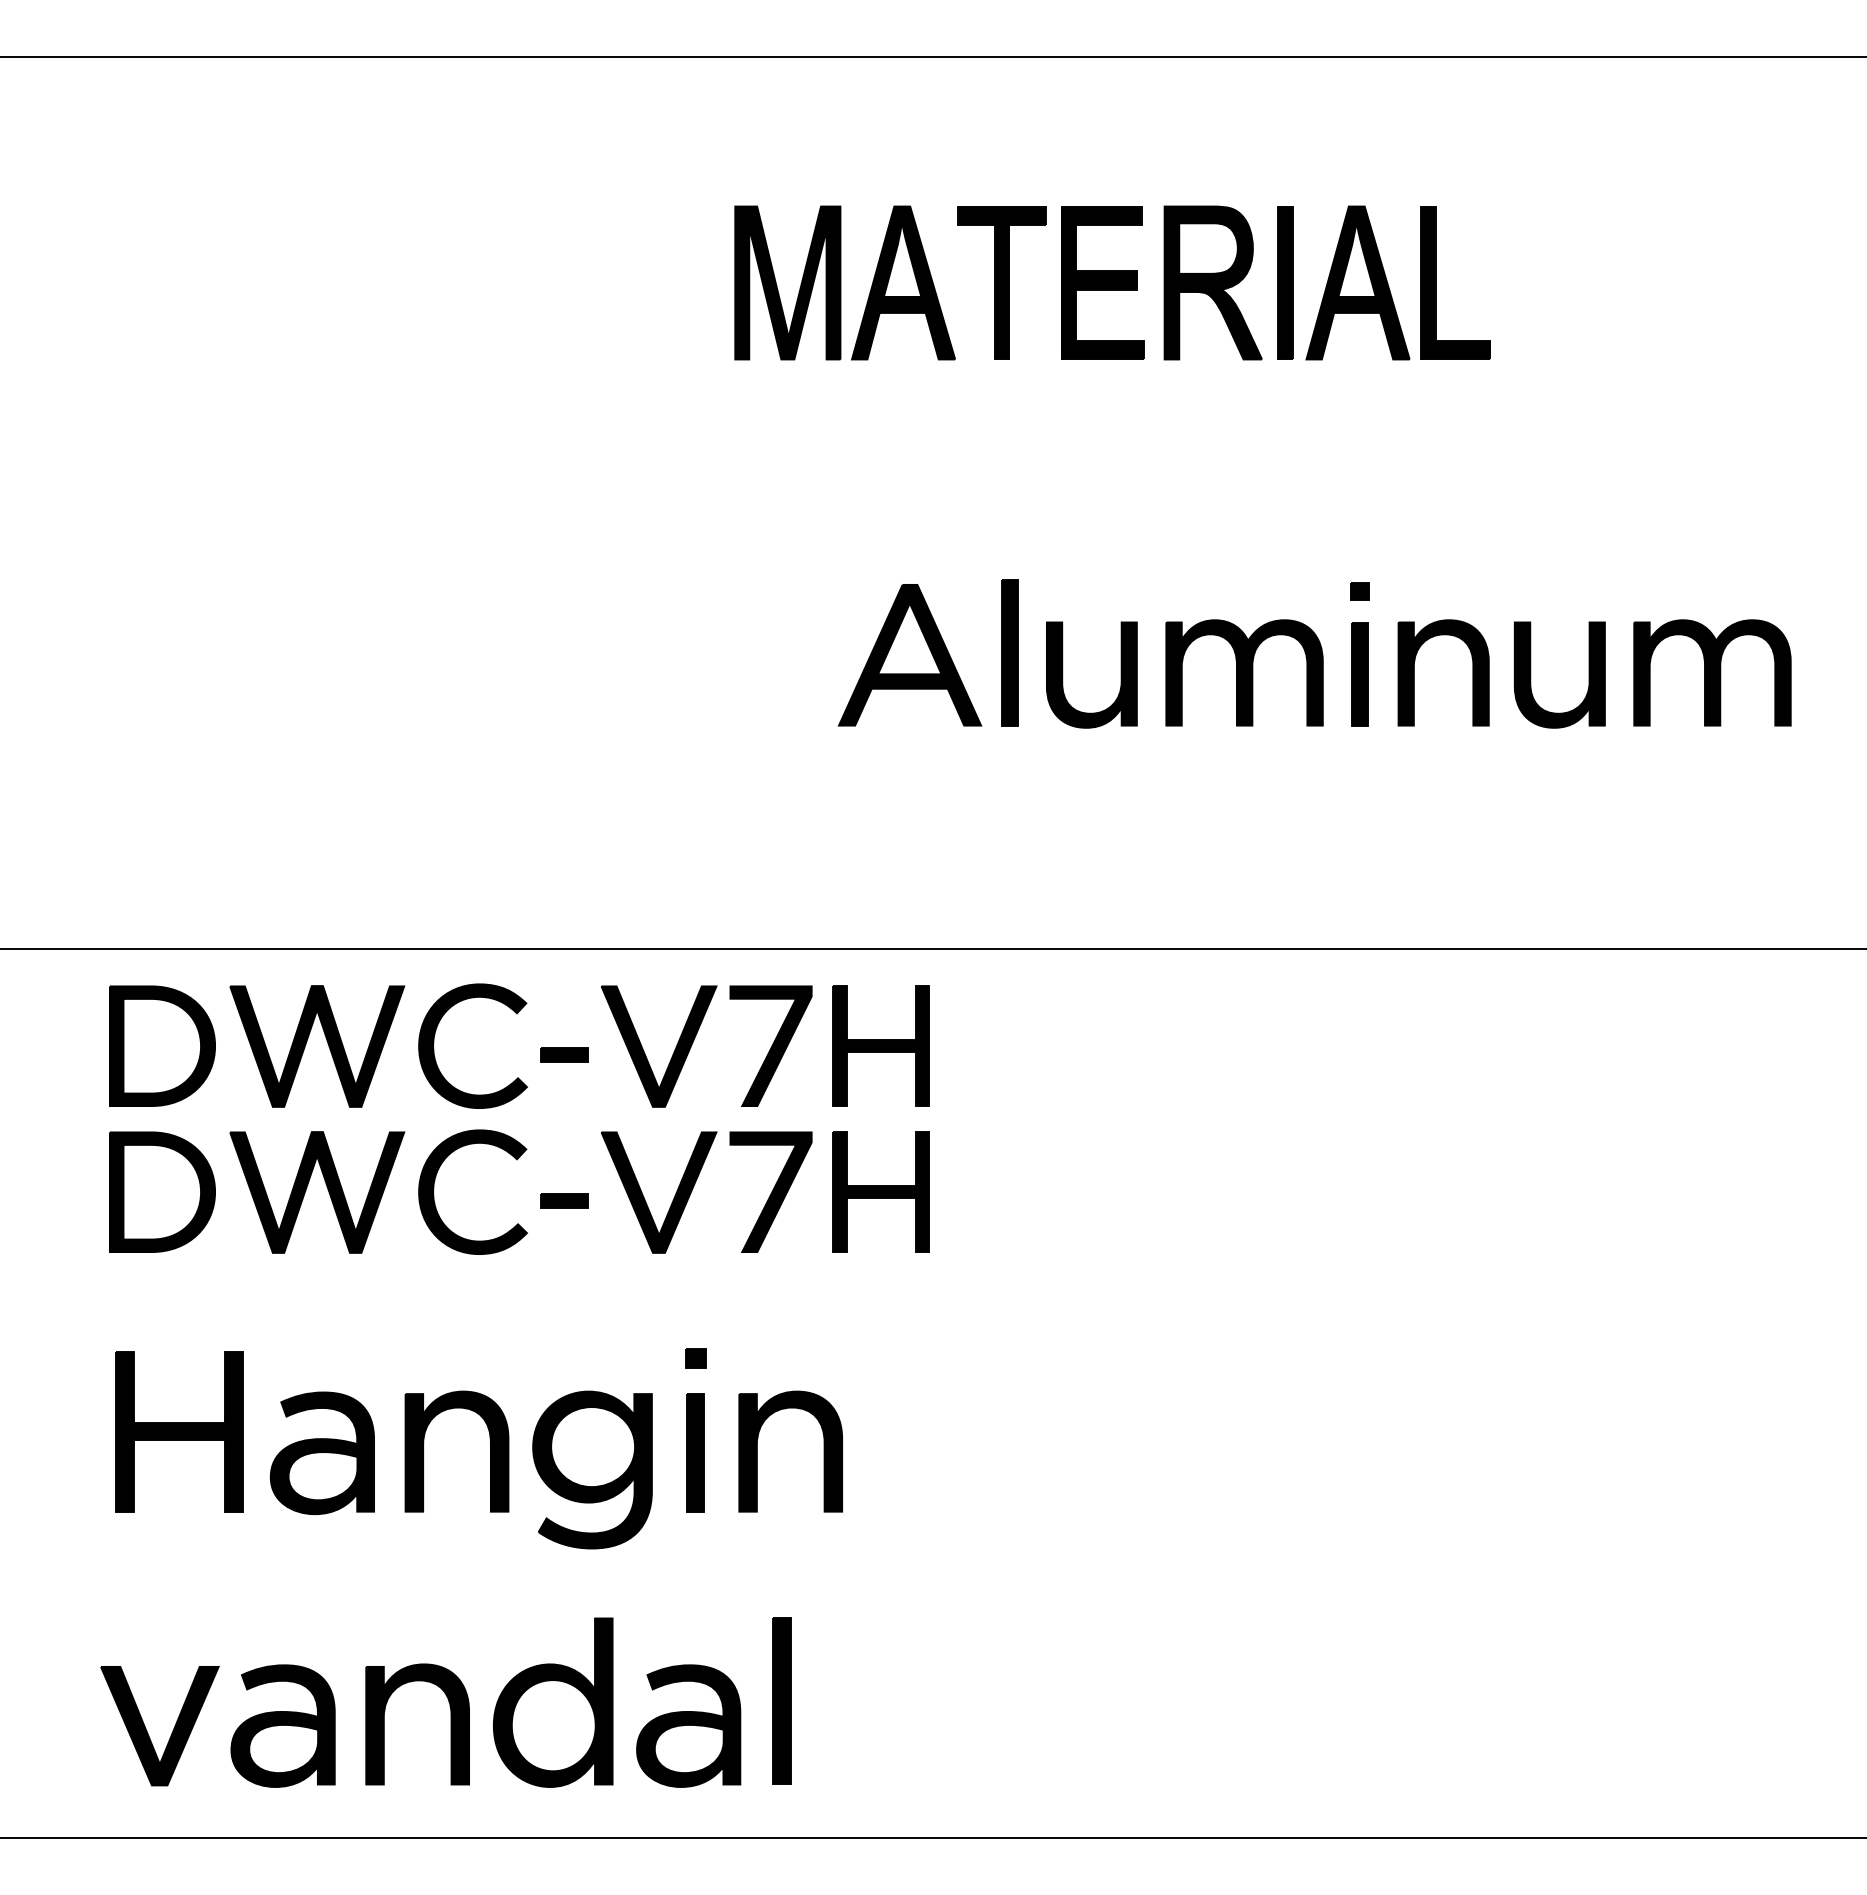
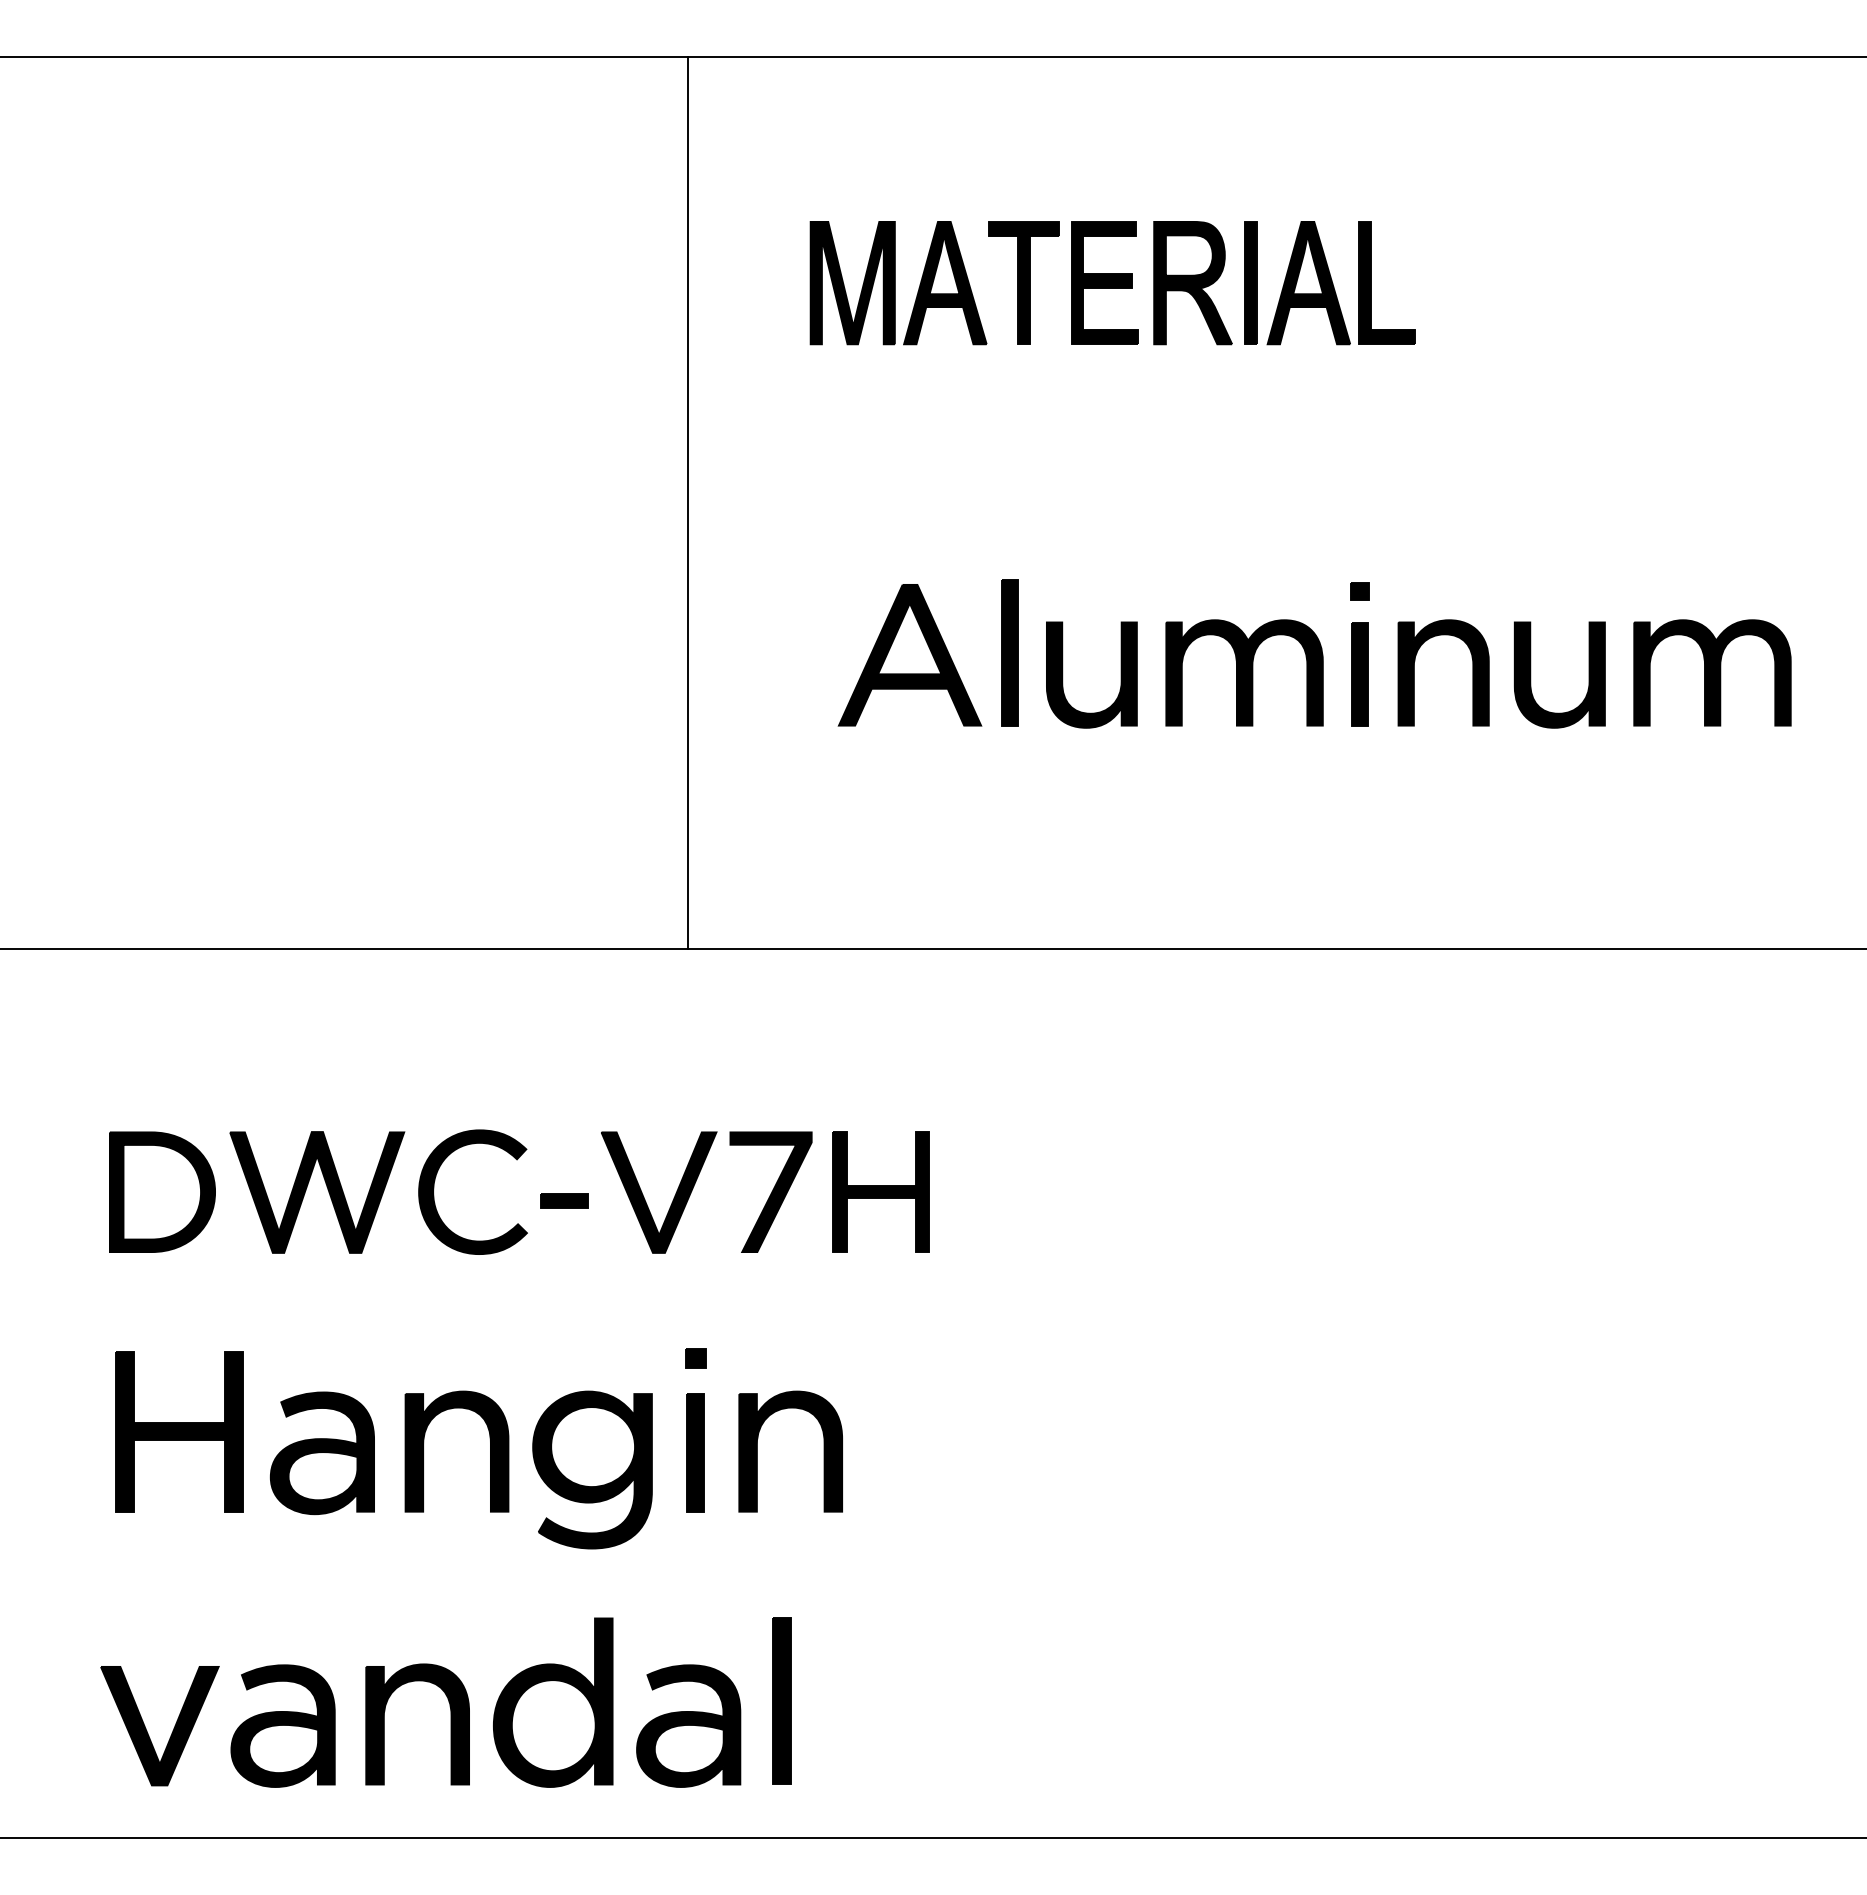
part size: 757x156 px -> 607x125 px (1112, 283)
line: none -> present (688, 502)
part: present -> none (540, 1048)
